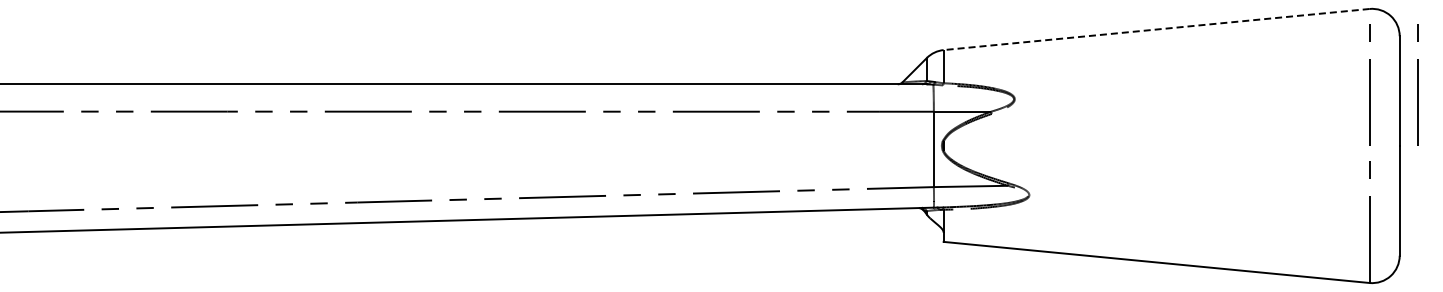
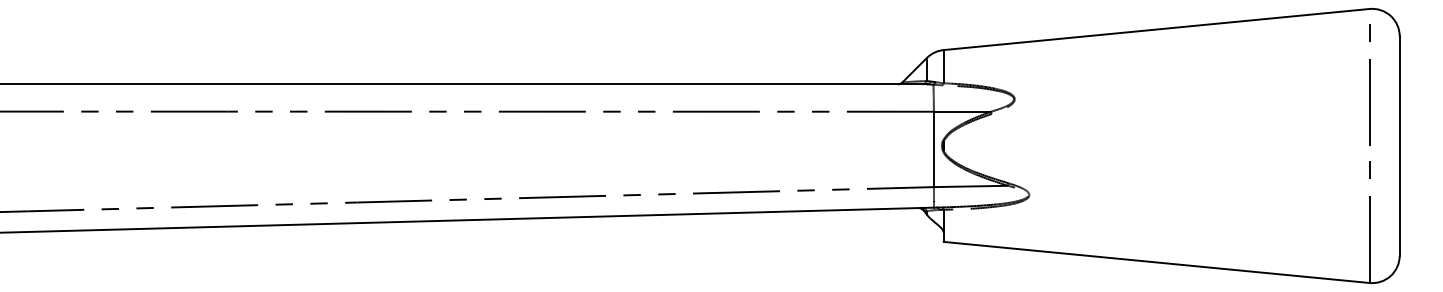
line: dashed -> solid (1156, 29)
line: present -> none (1417, 84)
